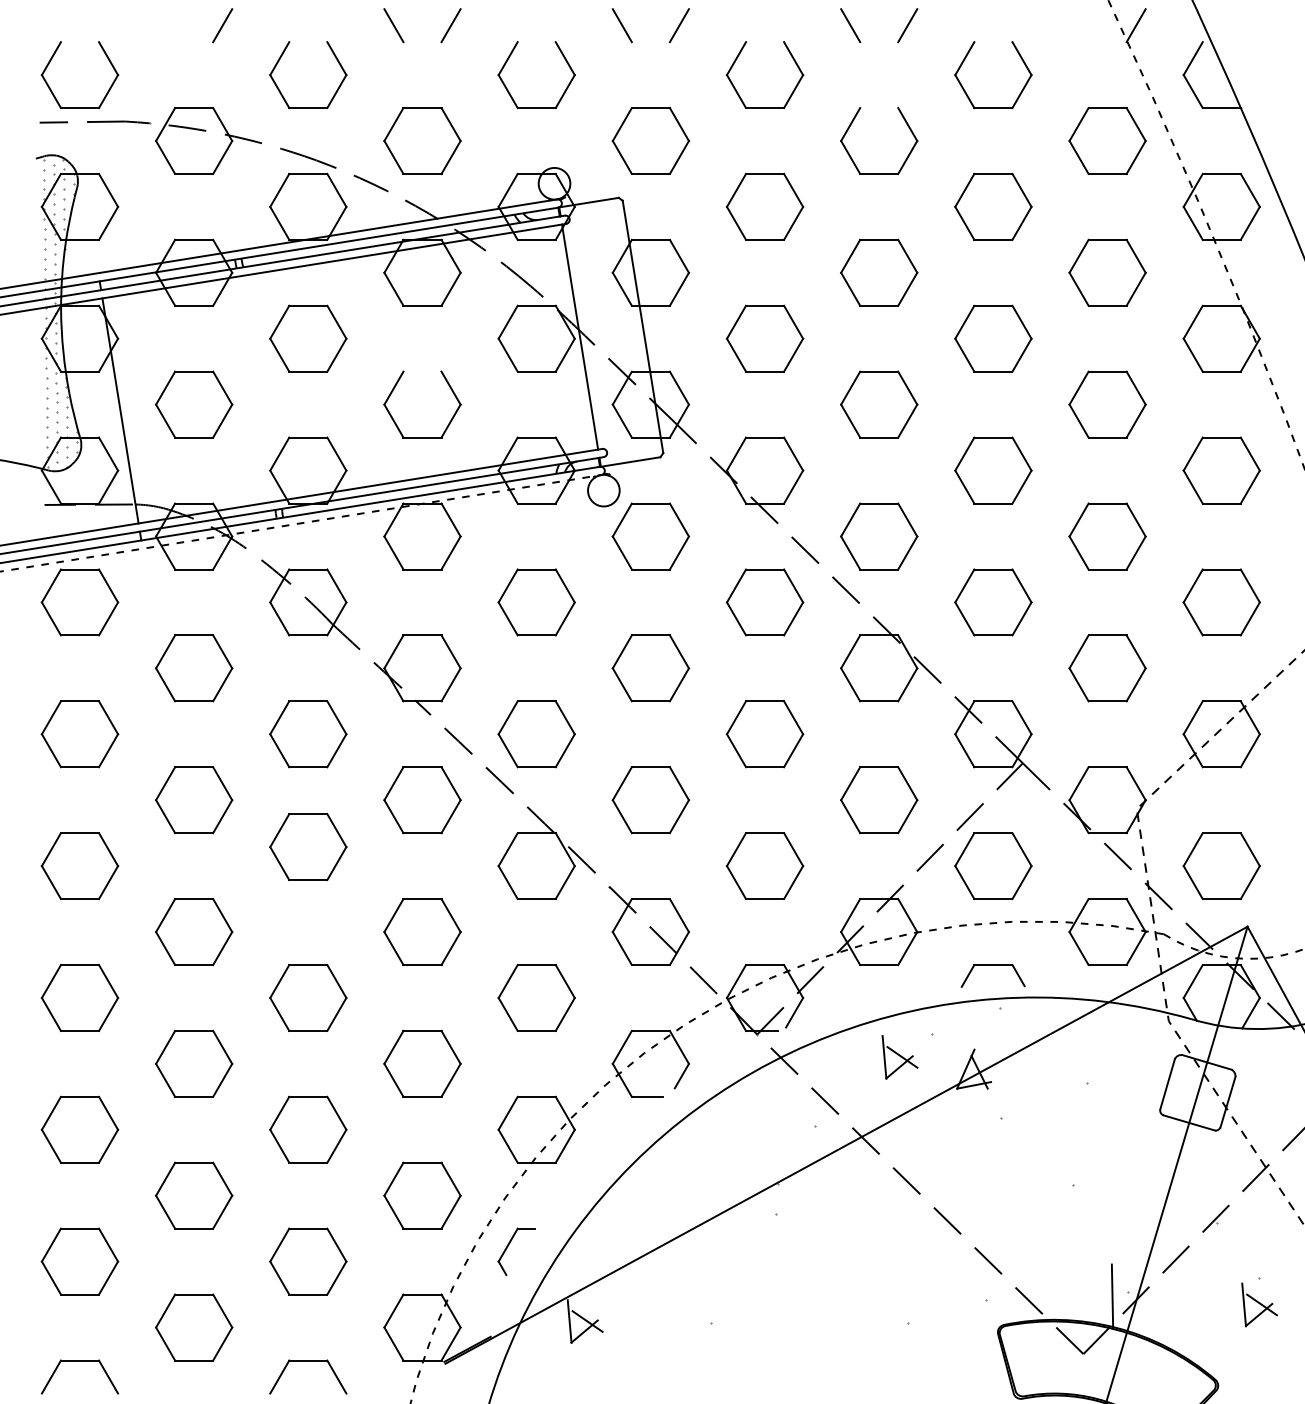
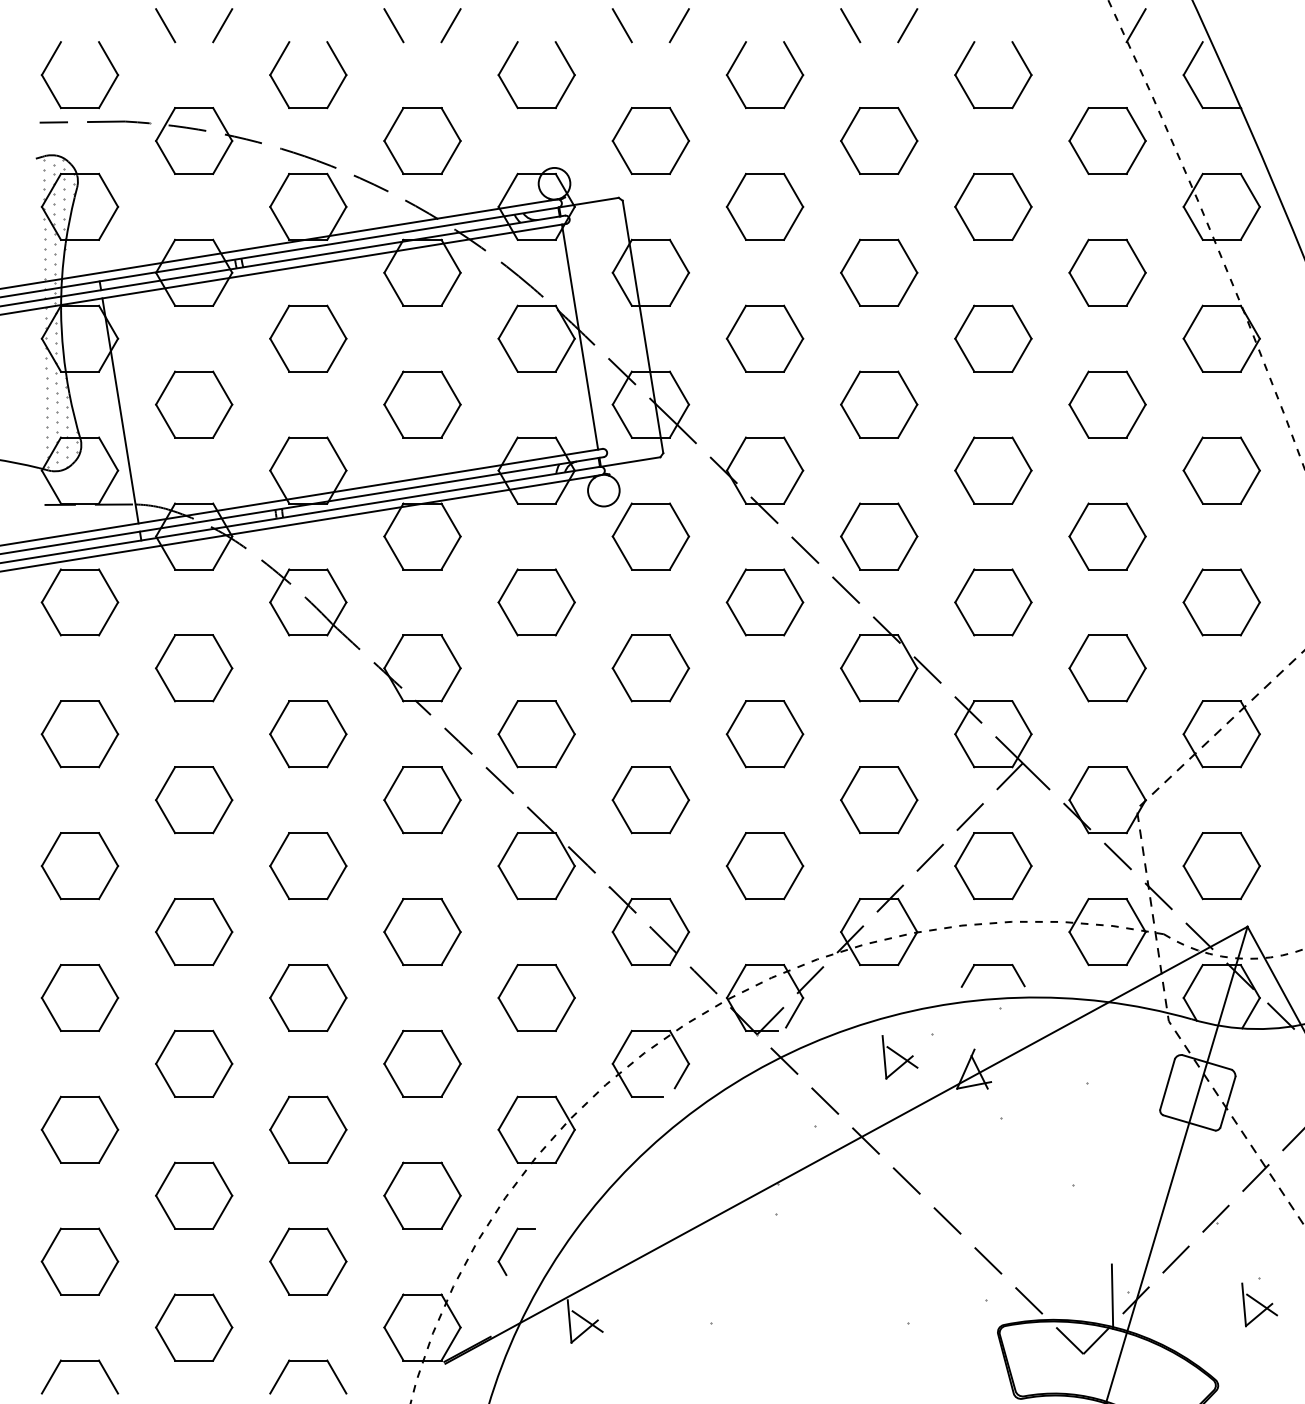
line: none -> present (165, 25)
line: none -> present (879, 108)
line: none -> present (422, 371)
line: dashed -> solid (301, 523)
part position: (308, 847) -> (308, 866) (308, 866)
